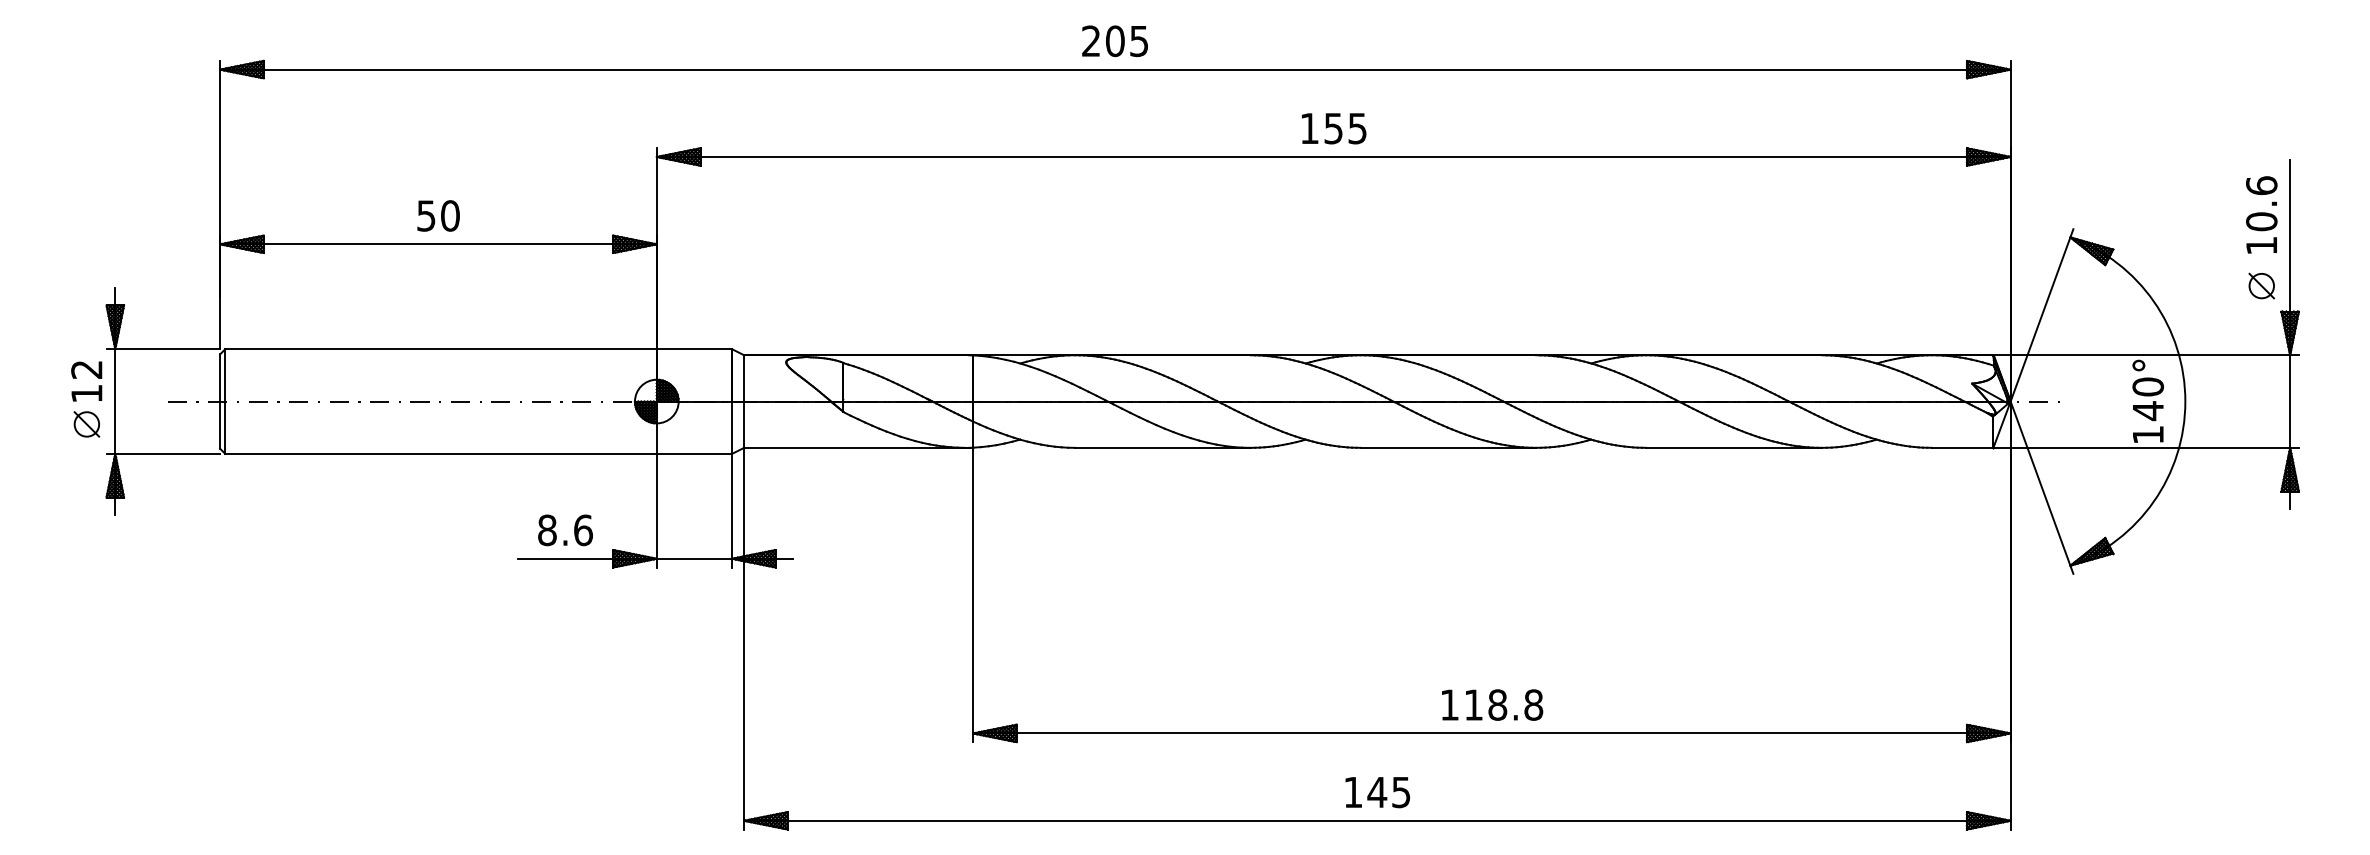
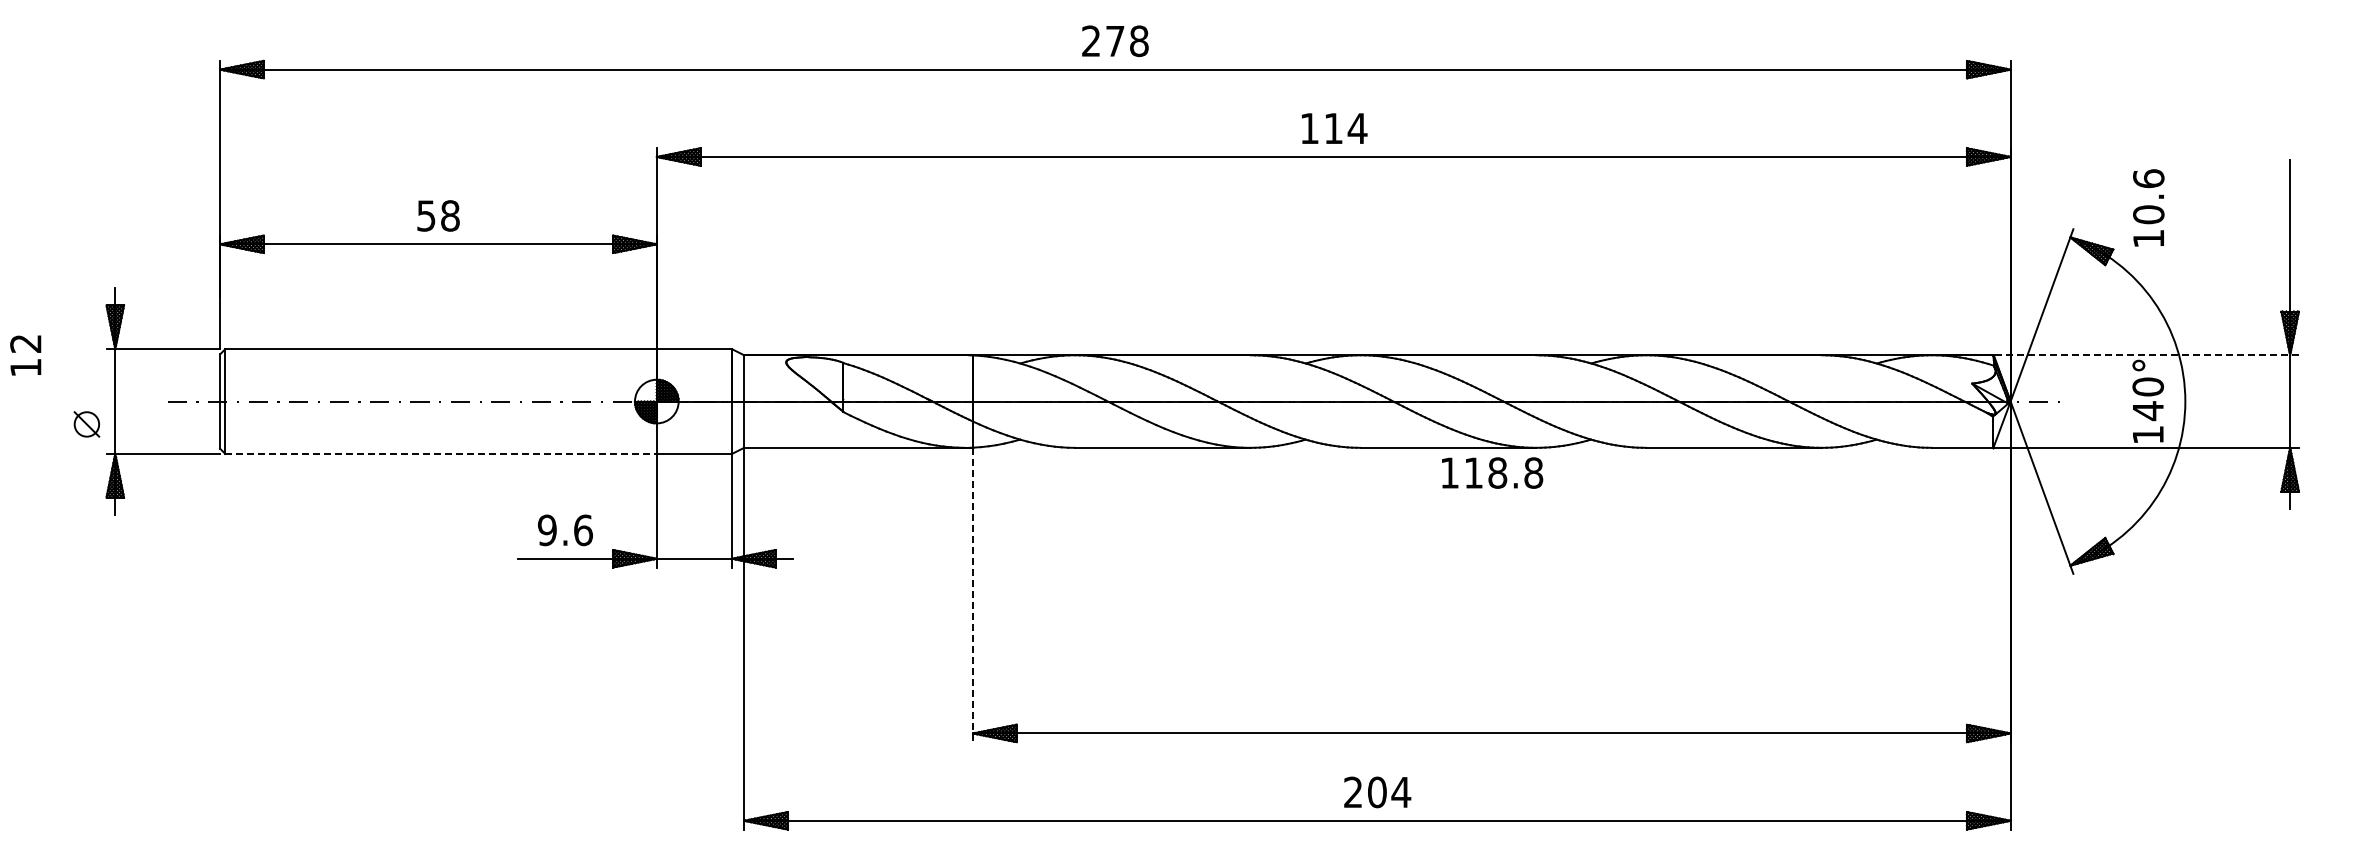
text: 205 -> 278 (1127, 41)
text: 155 -> 114 (1345, 128)
text position: (2261, 214) -> (2148, 207) (2148, 207)
text: 50 -> 58 (450, 215)
part: present -> none (2261, 285)
line: solid -> dashed (2146, 355)
text position: (86, 381) -> (25, 355) (25, 355)
line: solid -> dashed (441, 453)
text: 8.6 -> 9.6 (547, 530)
line: solid -> dashed (973, 595)
text position: (1492, 704) -> (1492, 472) (1492, 472)
text: 145 -> 204 (1377, 792)
